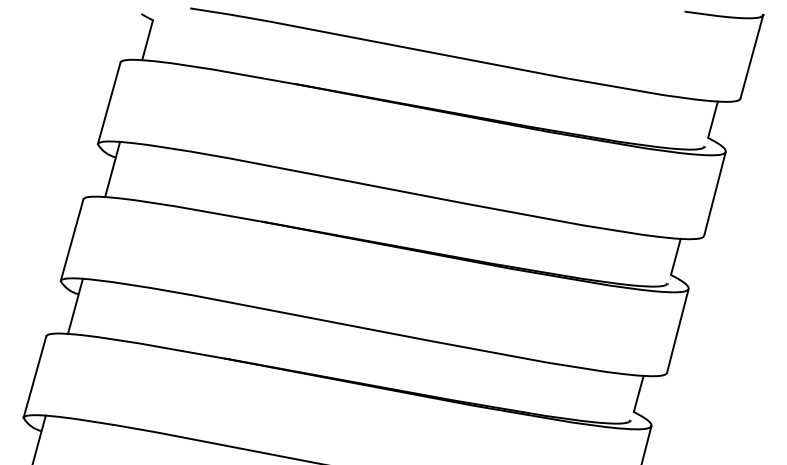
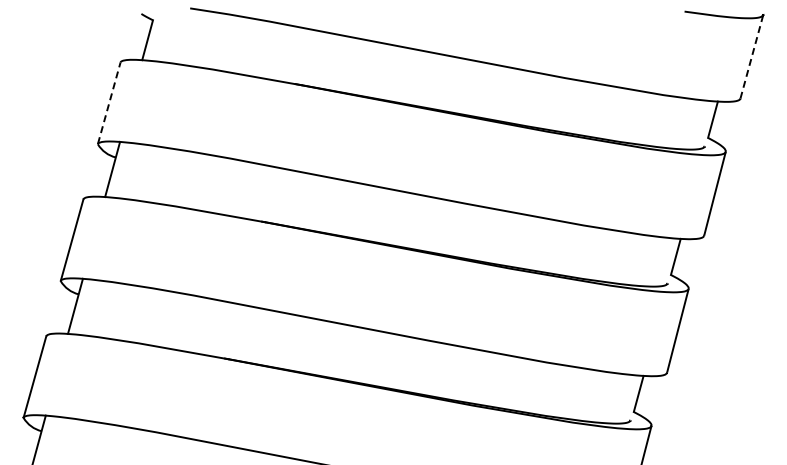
line: solid -> dashed (751, 57)
line: solid -> dashed (109, 102)
